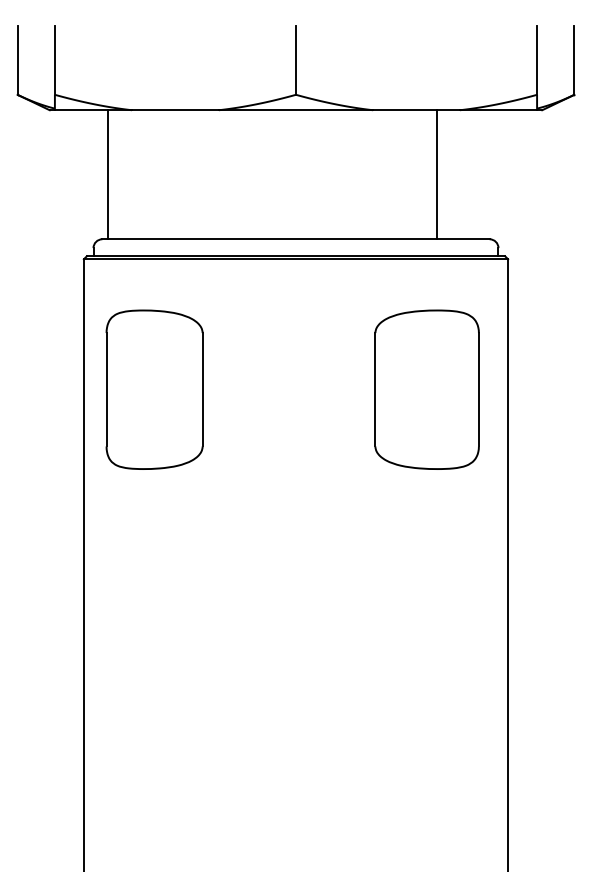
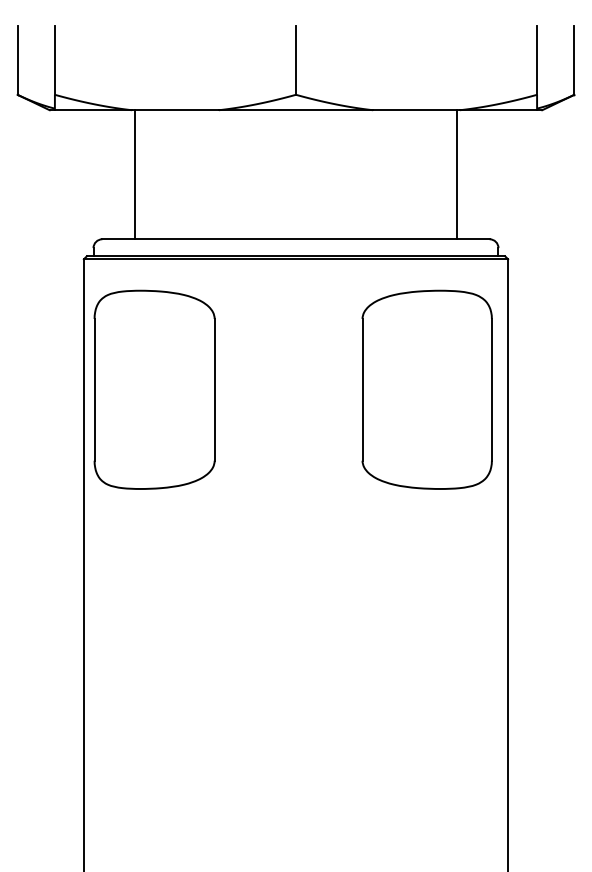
line position: (108, 174) -> (135, 174) (135, 174)
line position: (436, 174) -> (456, 174) (456, 174)
part size: 99x161 px -> 123x201 px (154, 389)
part size: 106x161 px -> 132x201 px (426, 389)
